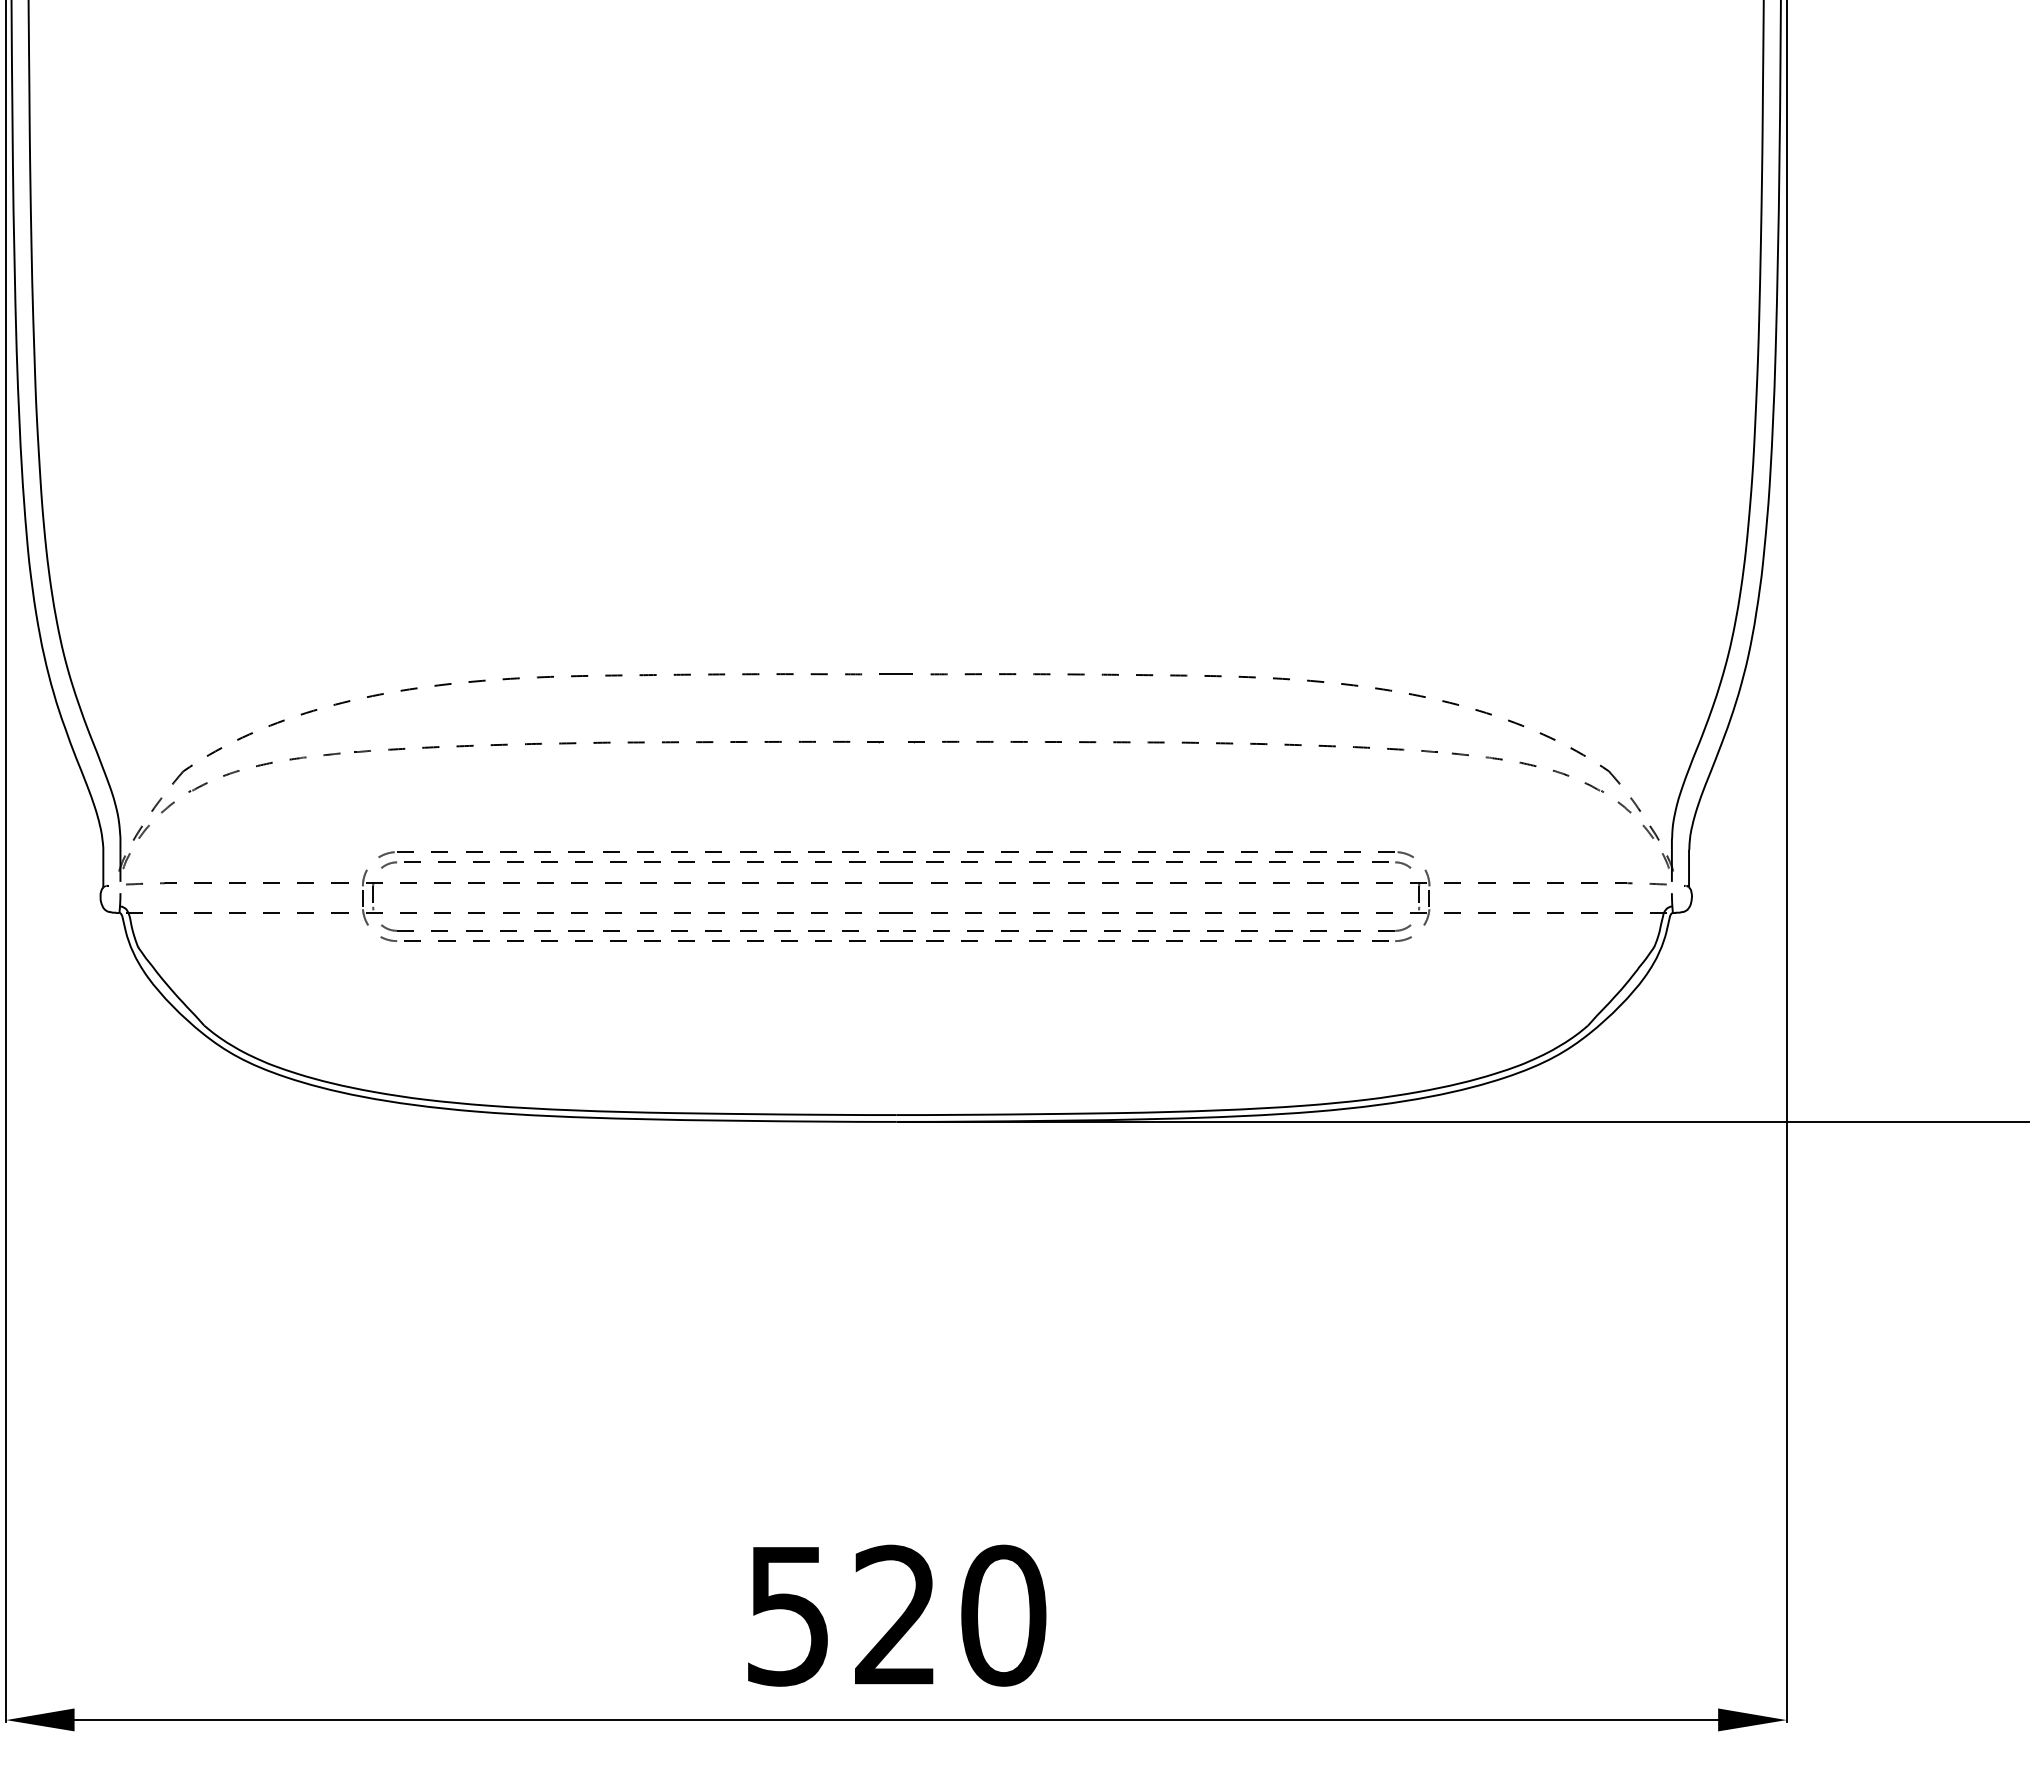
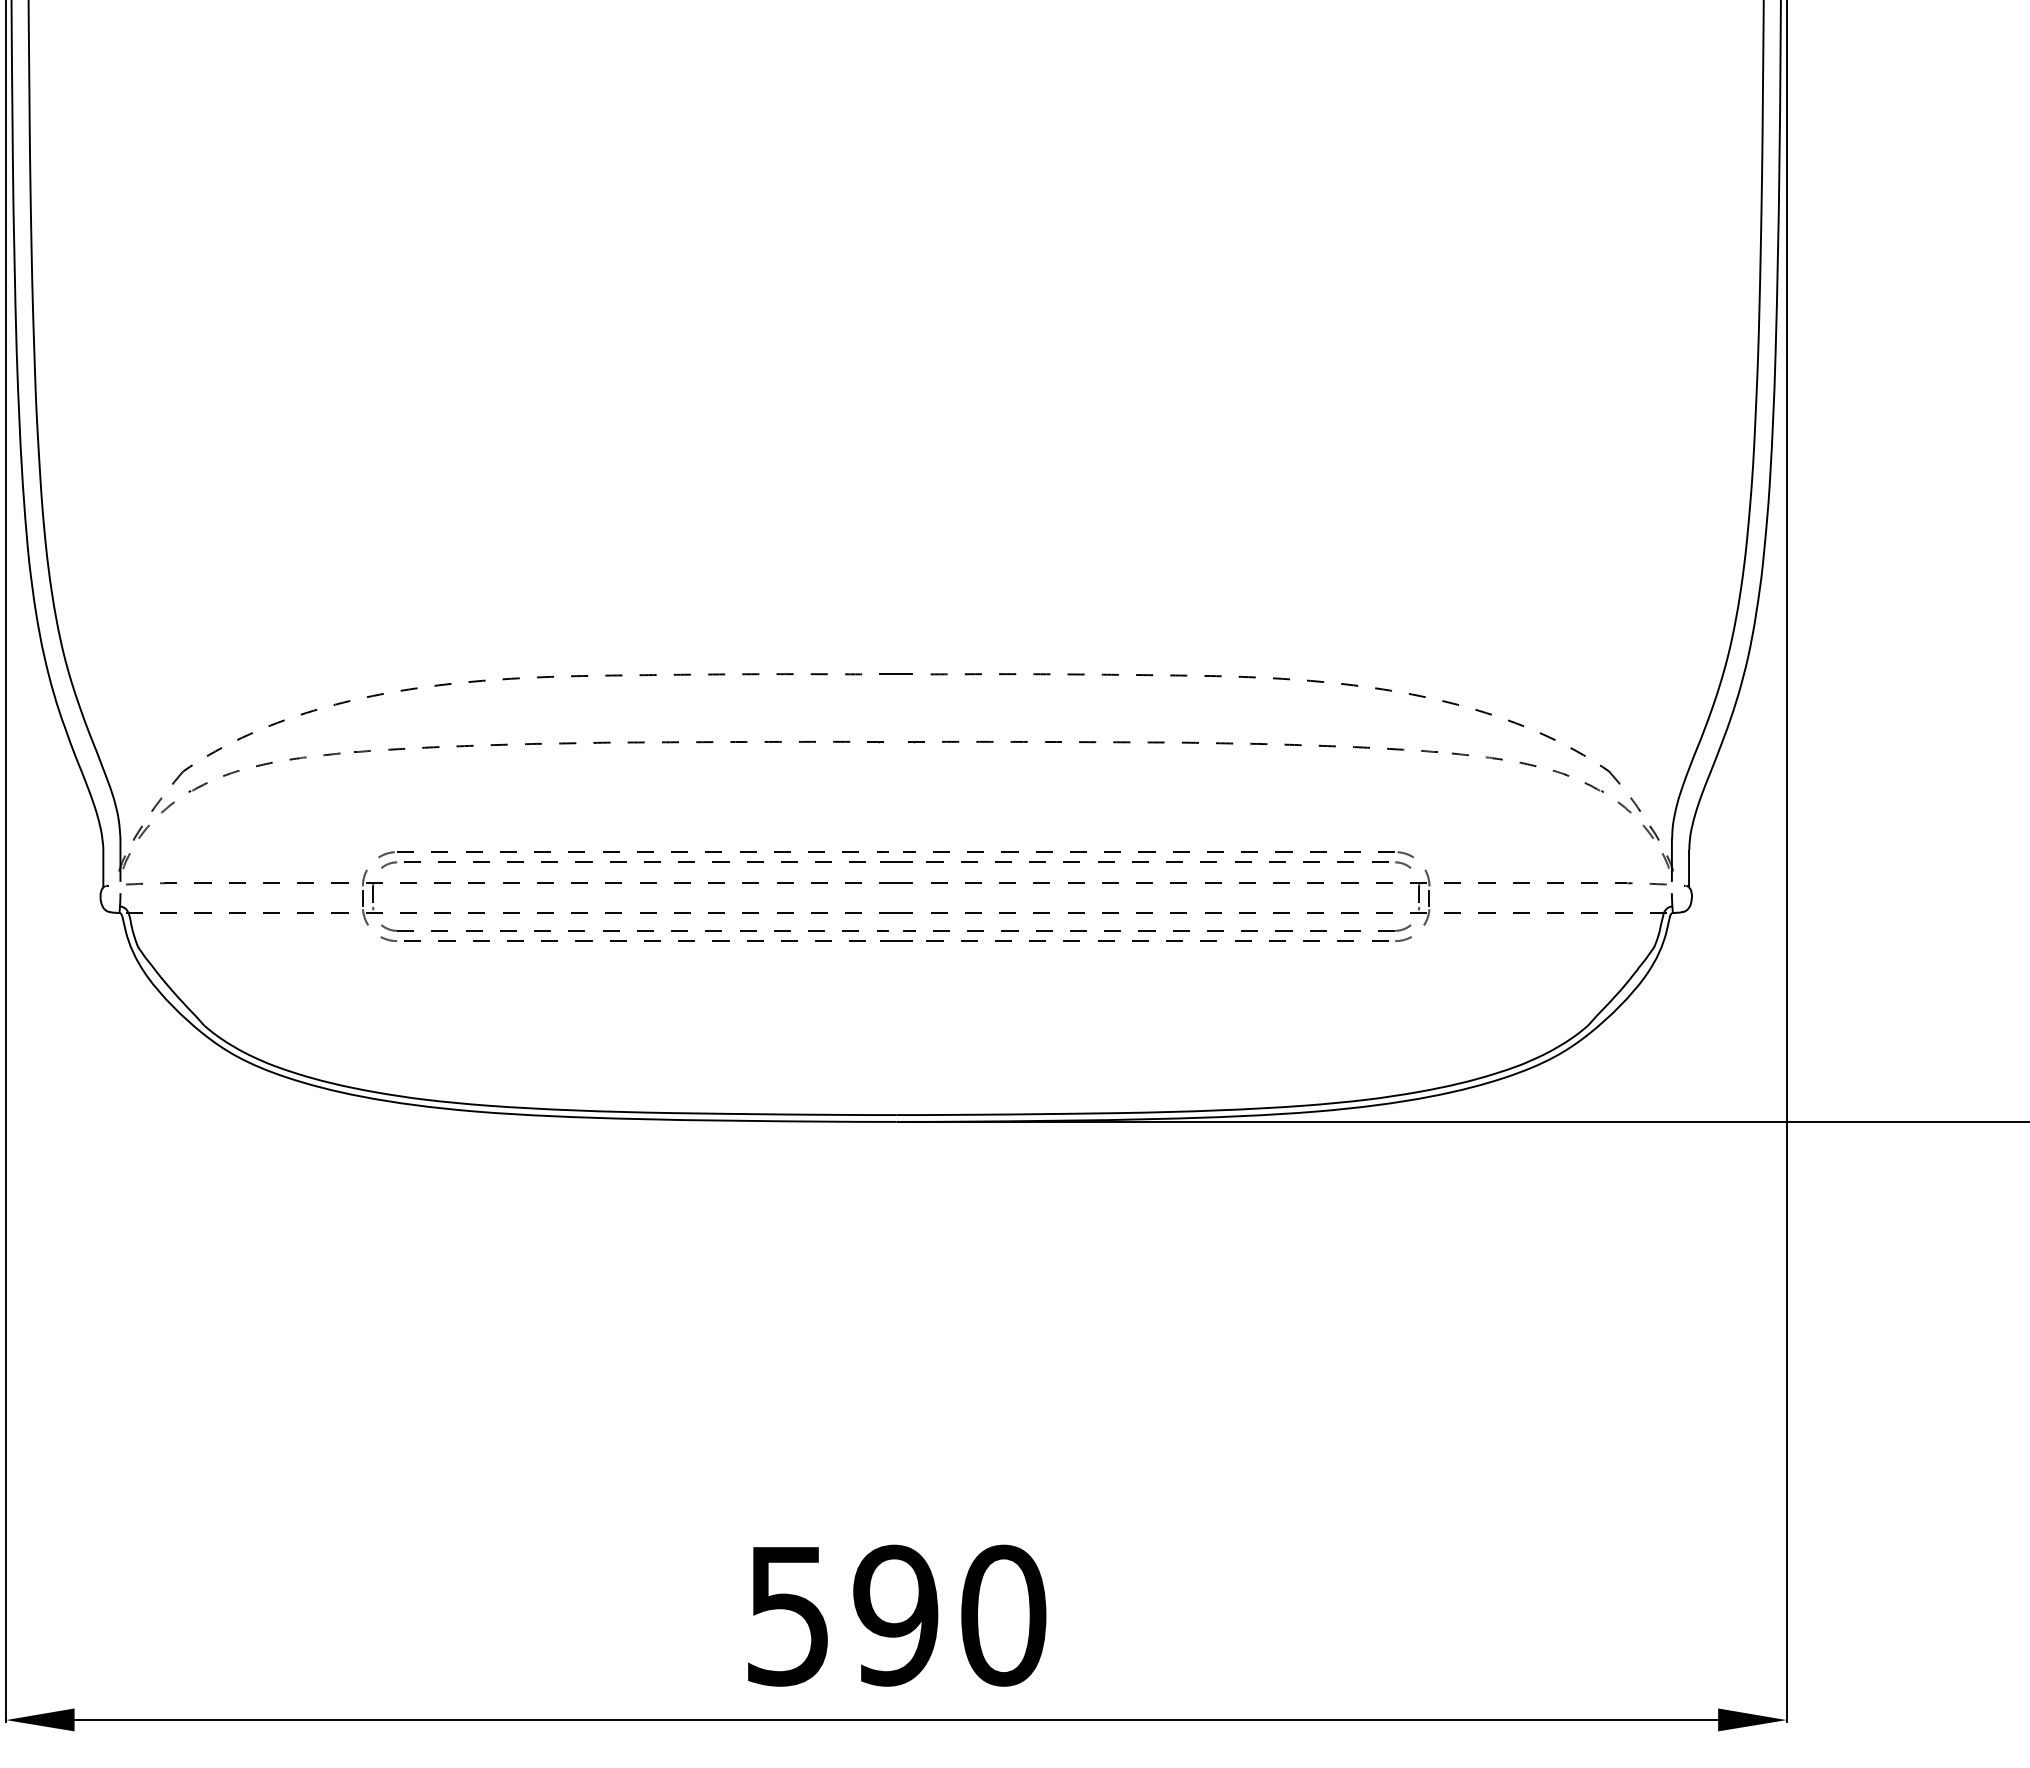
text: 520 -> 590 (895, 1615)
